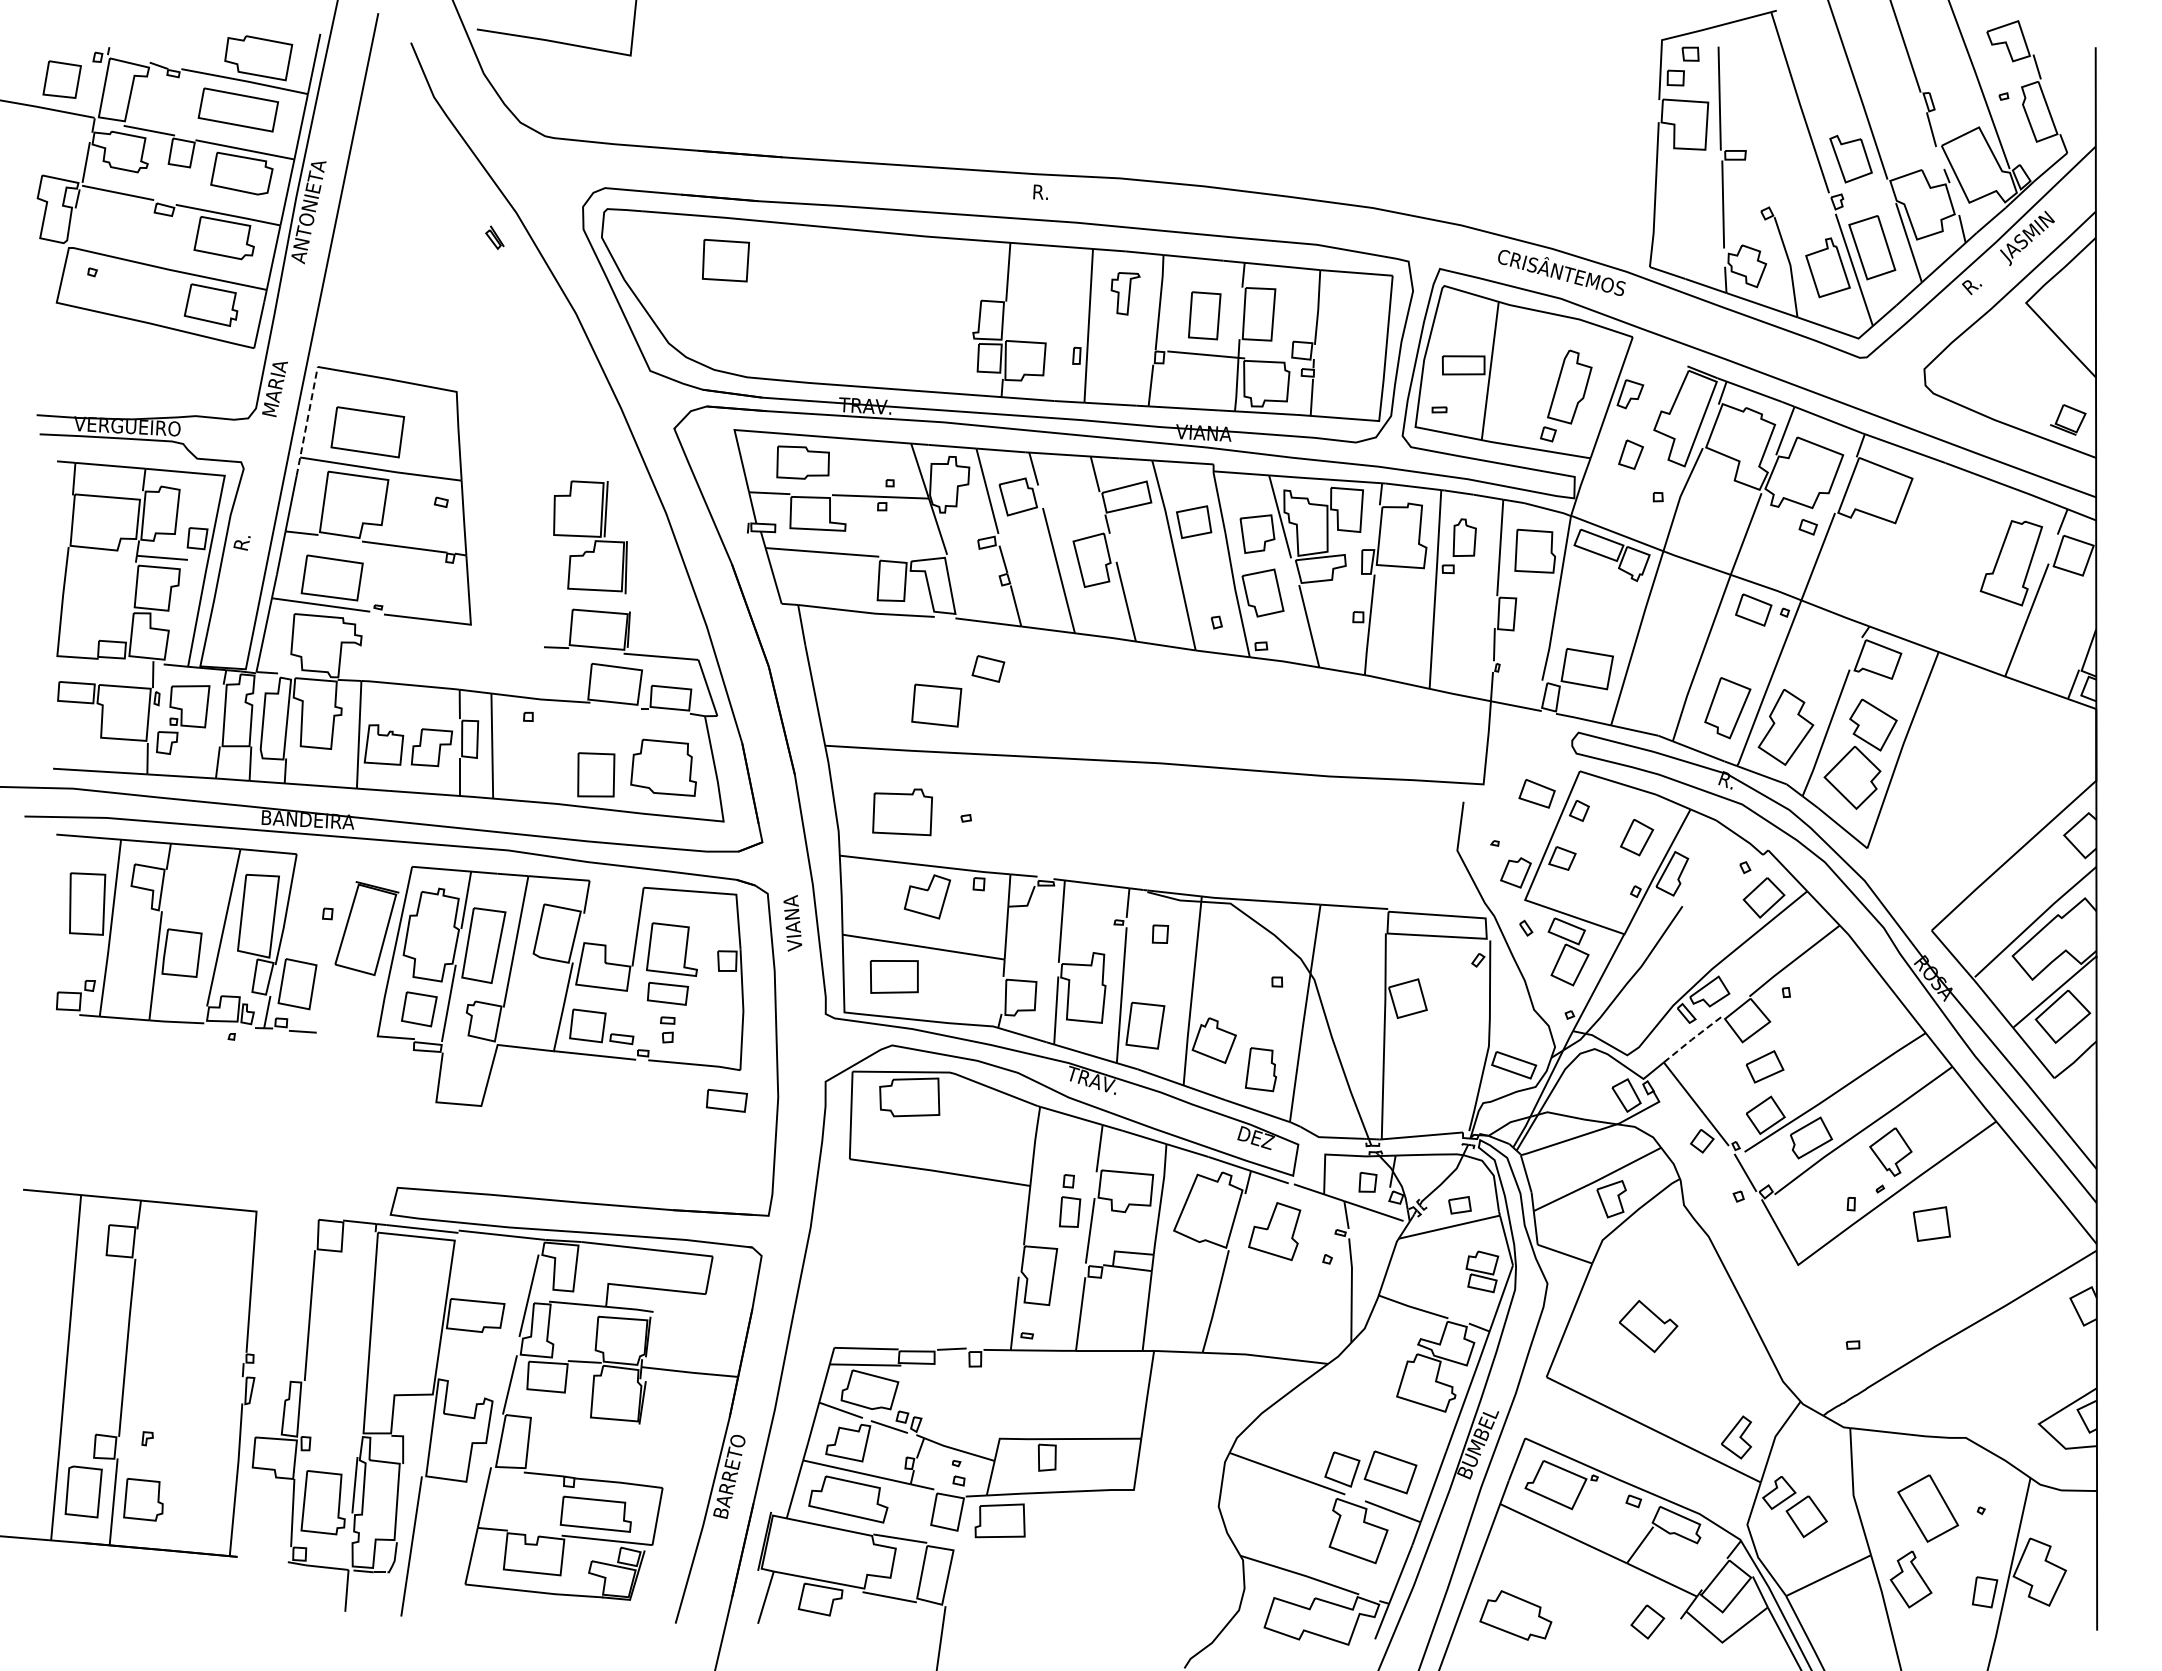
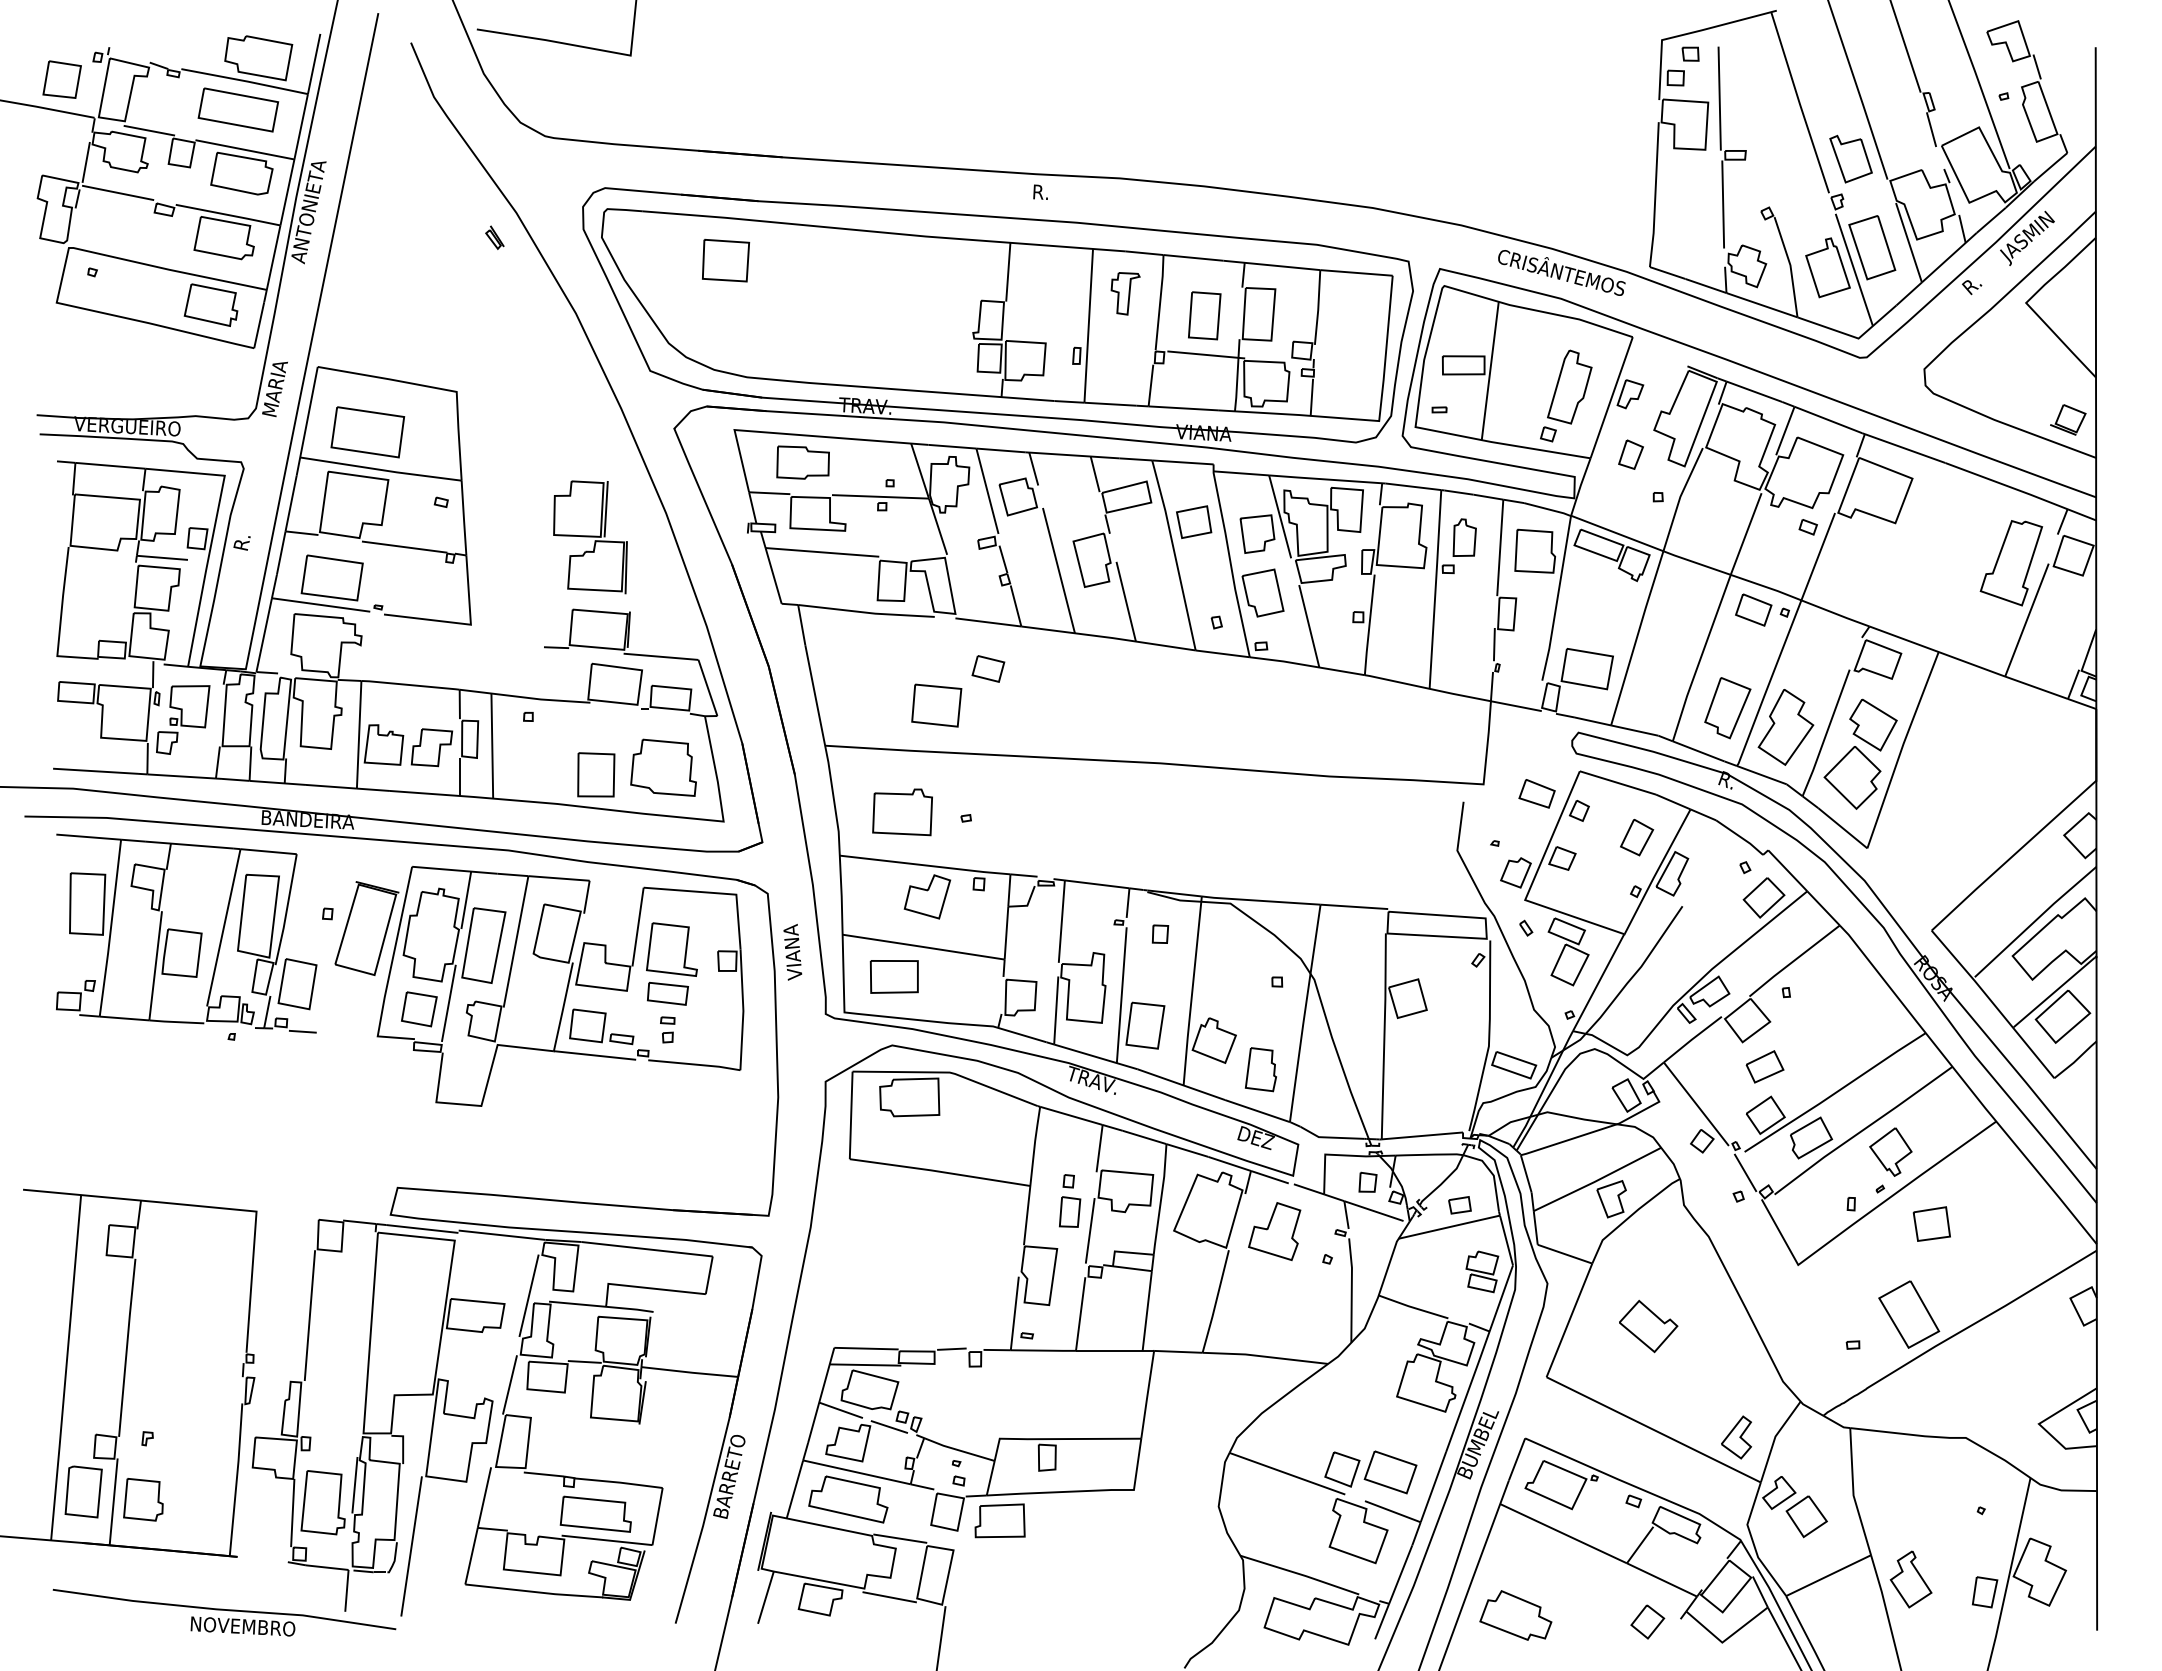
line: dashed -> solid (307, 420)
text position: (792, 923) -> (792, 952) (792, 952)
line: dashed -> solid (1691, 1039)
part: present -> none (726, 1100)
part position: (1928, 1508) -> (1909, 1314) (1909, 1314)
part: none -> present (224, 1612)
